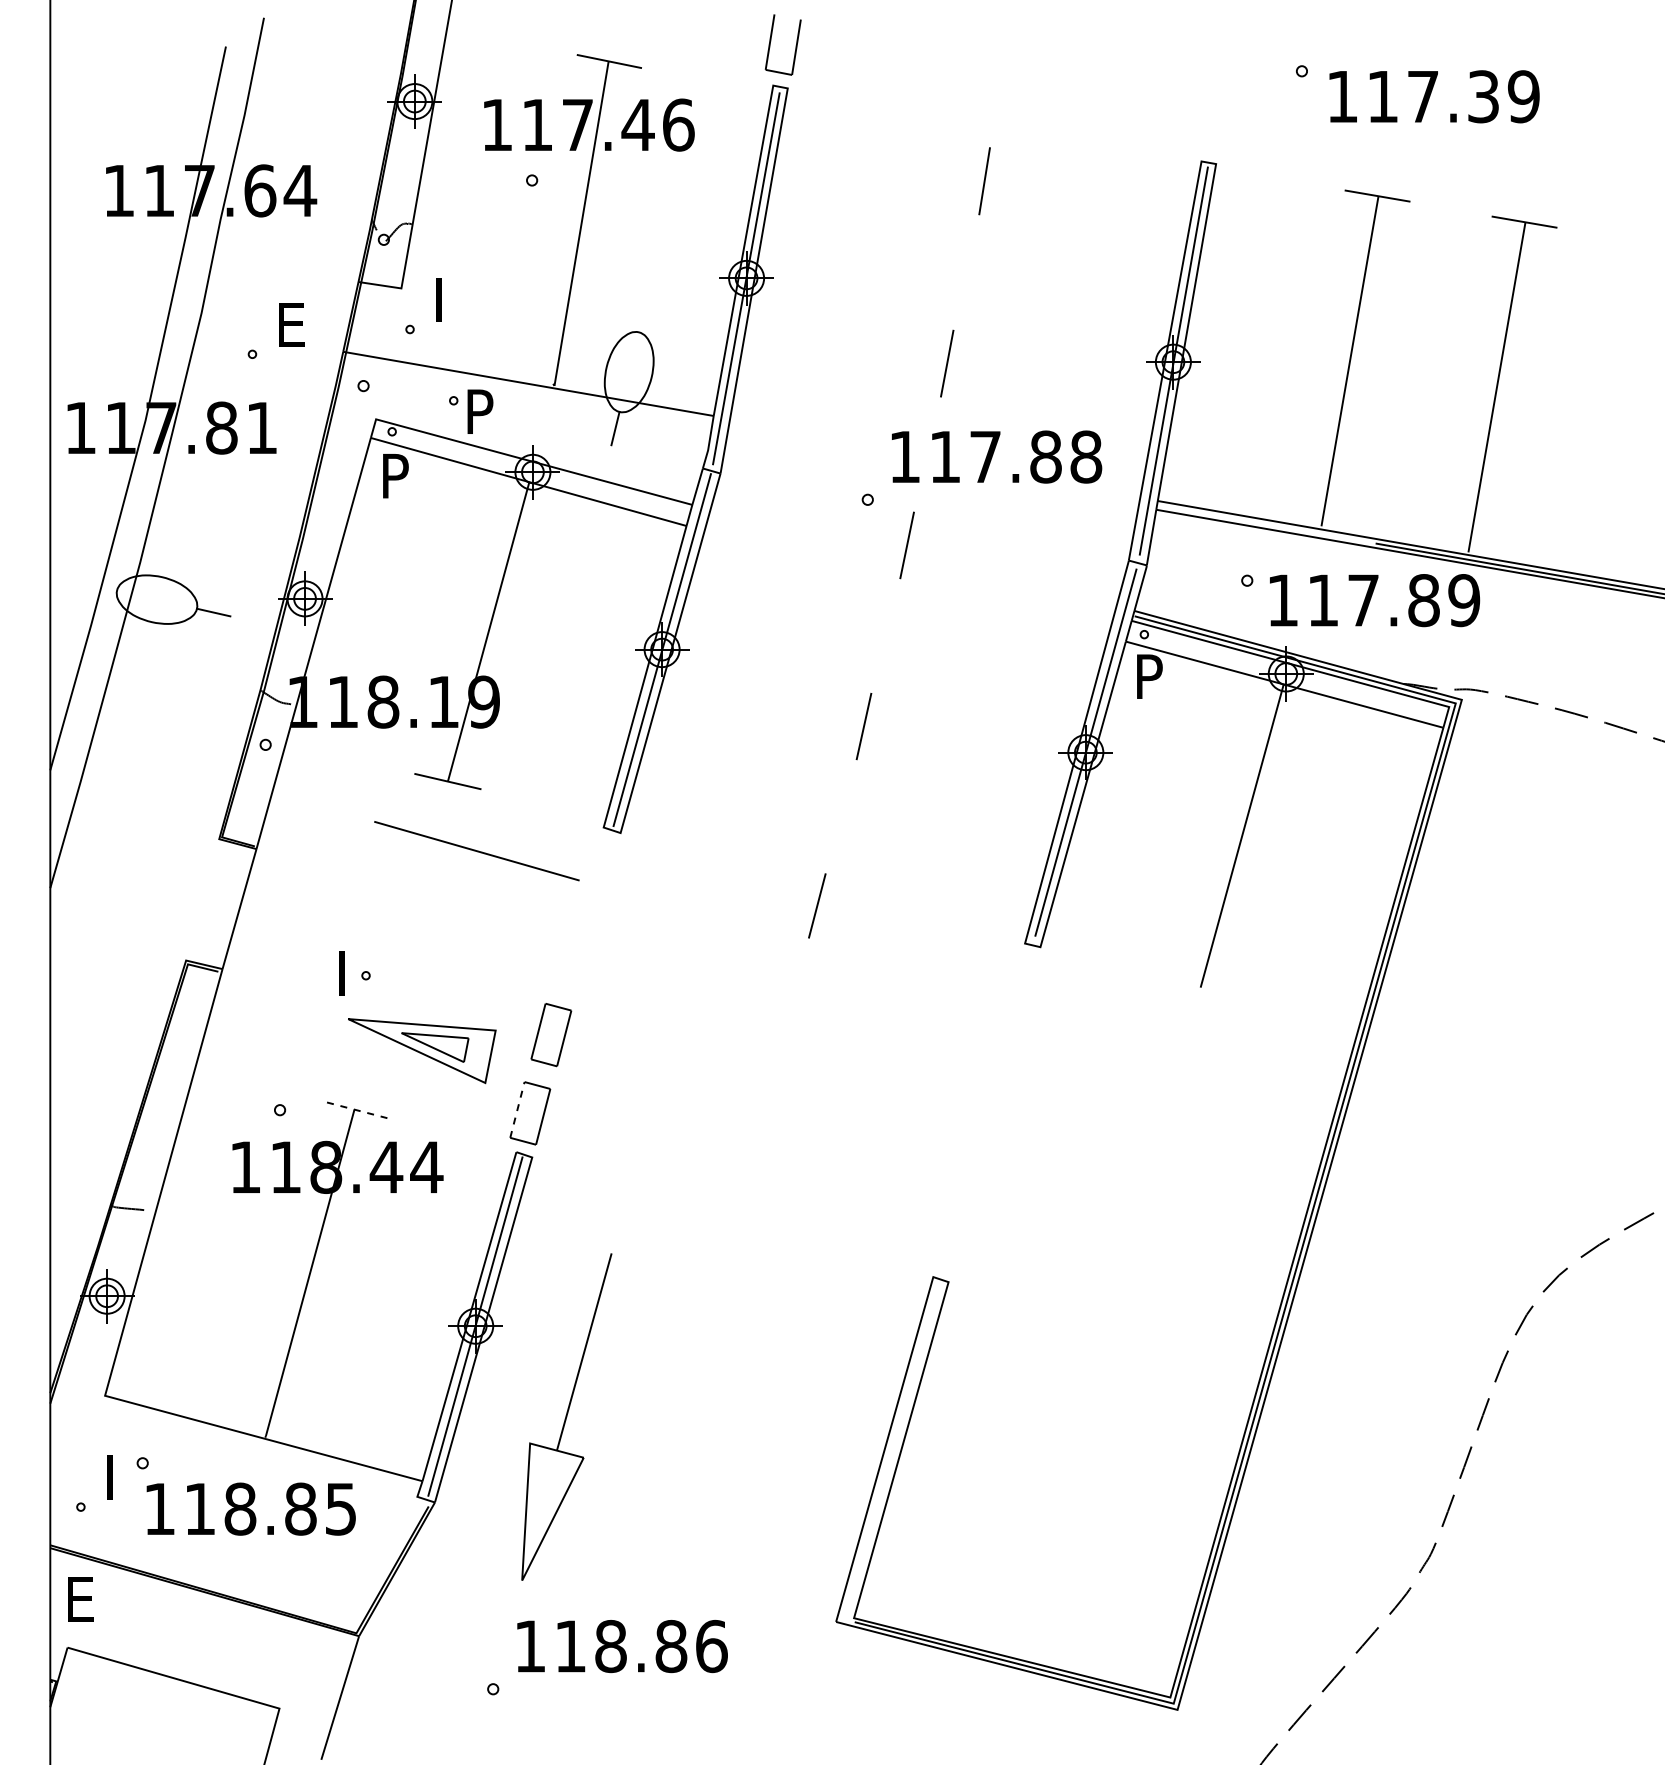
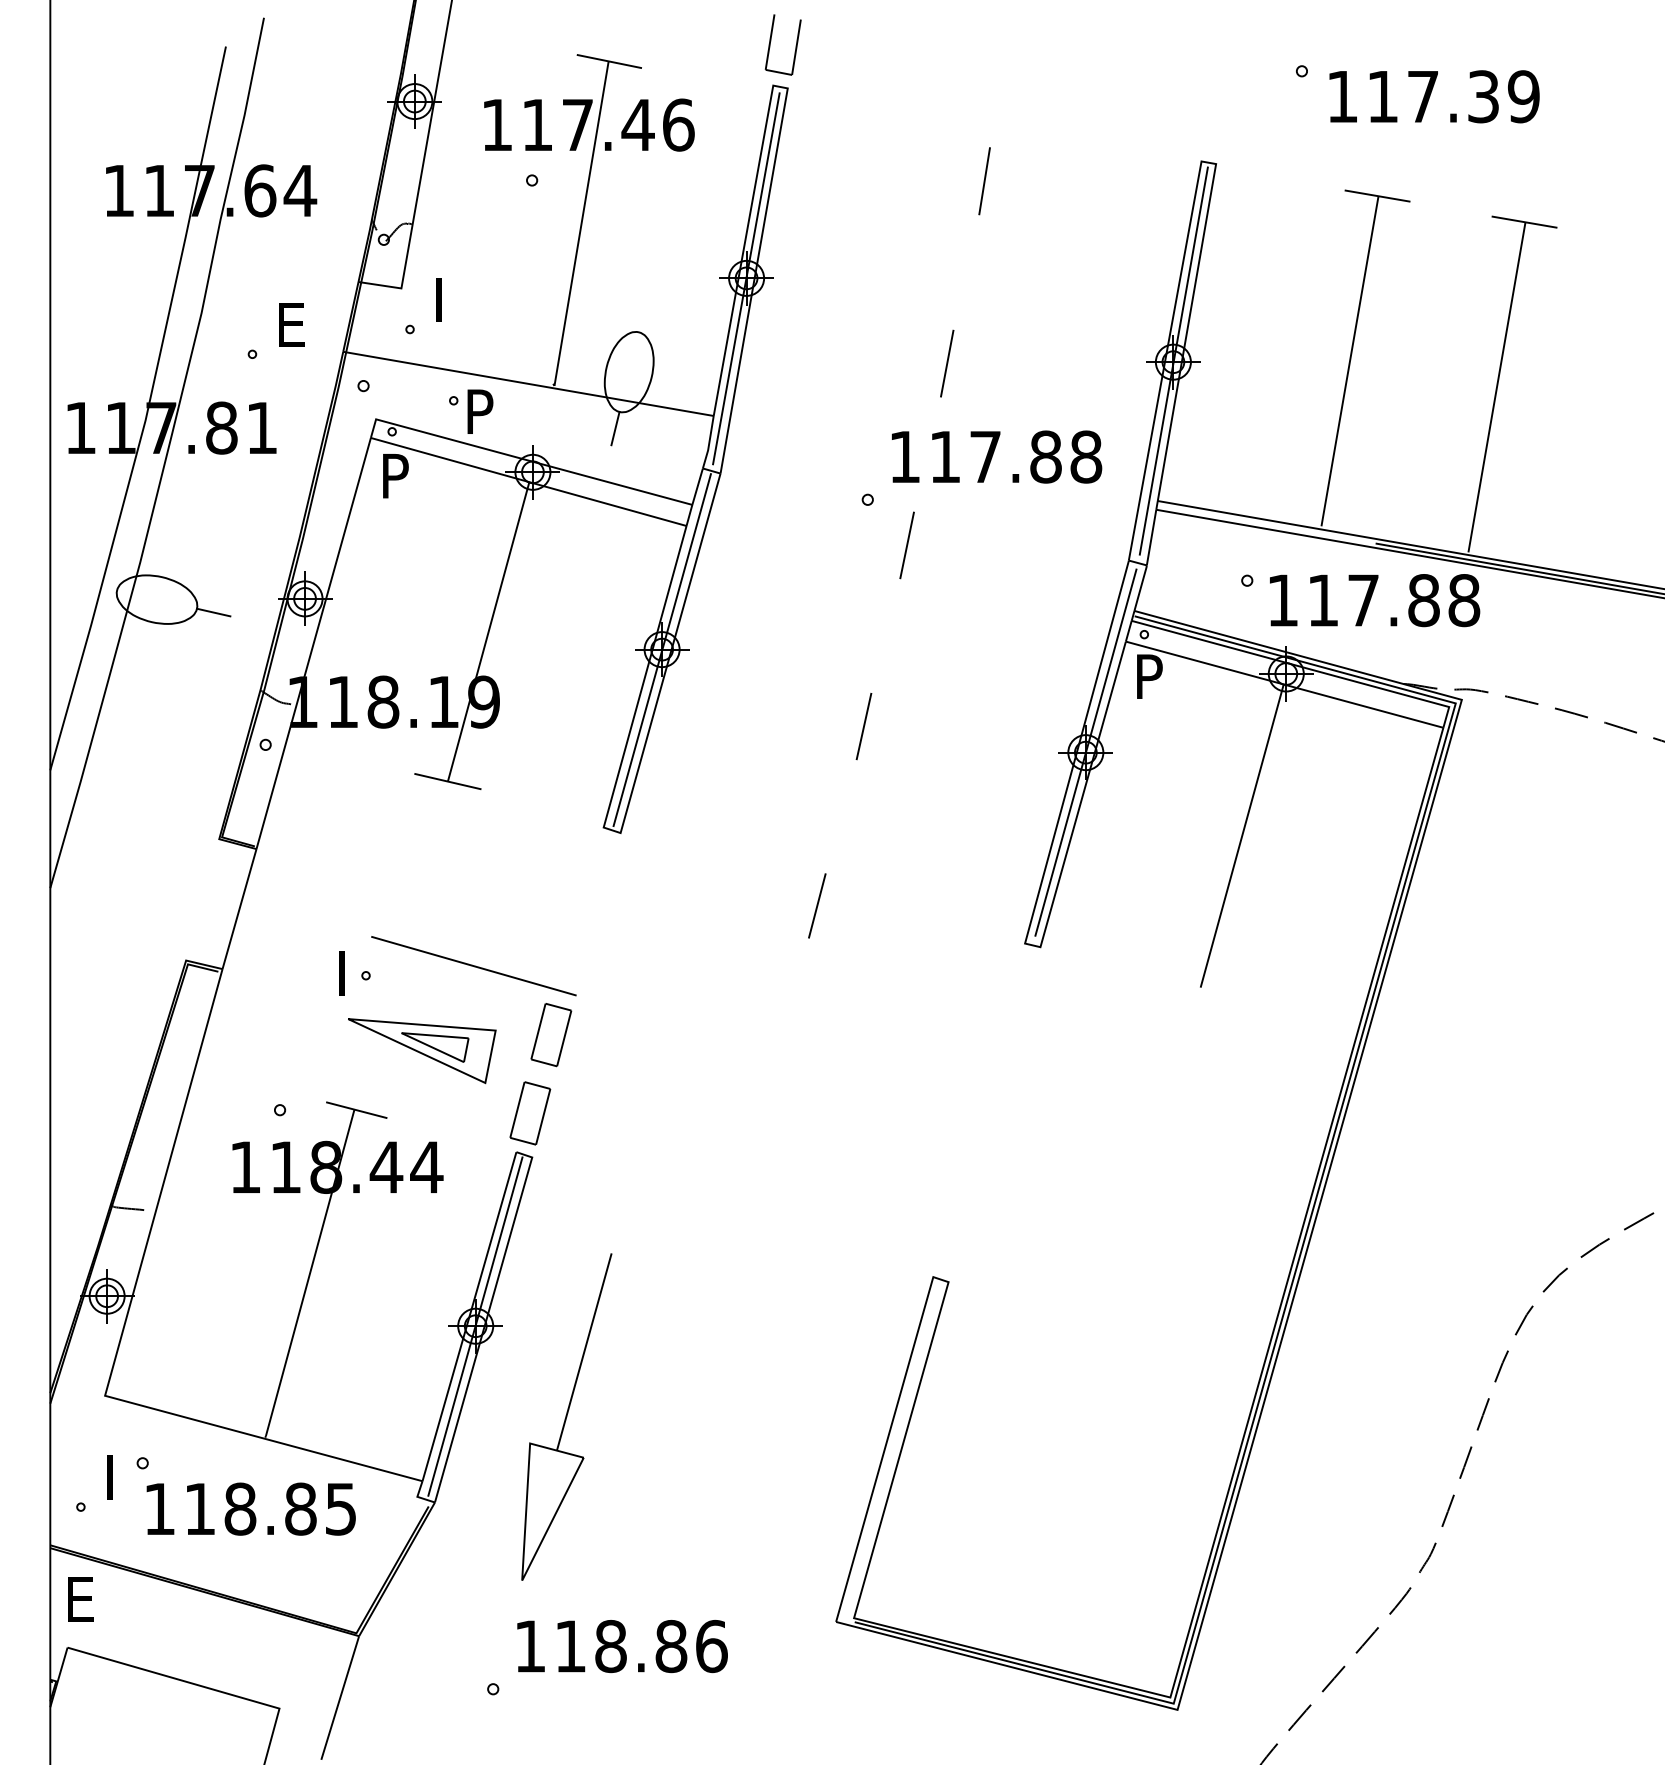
text: 117.89 -> 117.88 (1464, 600)
line position: (476, 851) -> (473, 966) (473, 966)
line: dashed -> solid (517, 1109)
line: dashed -> solid (356, 1110)
